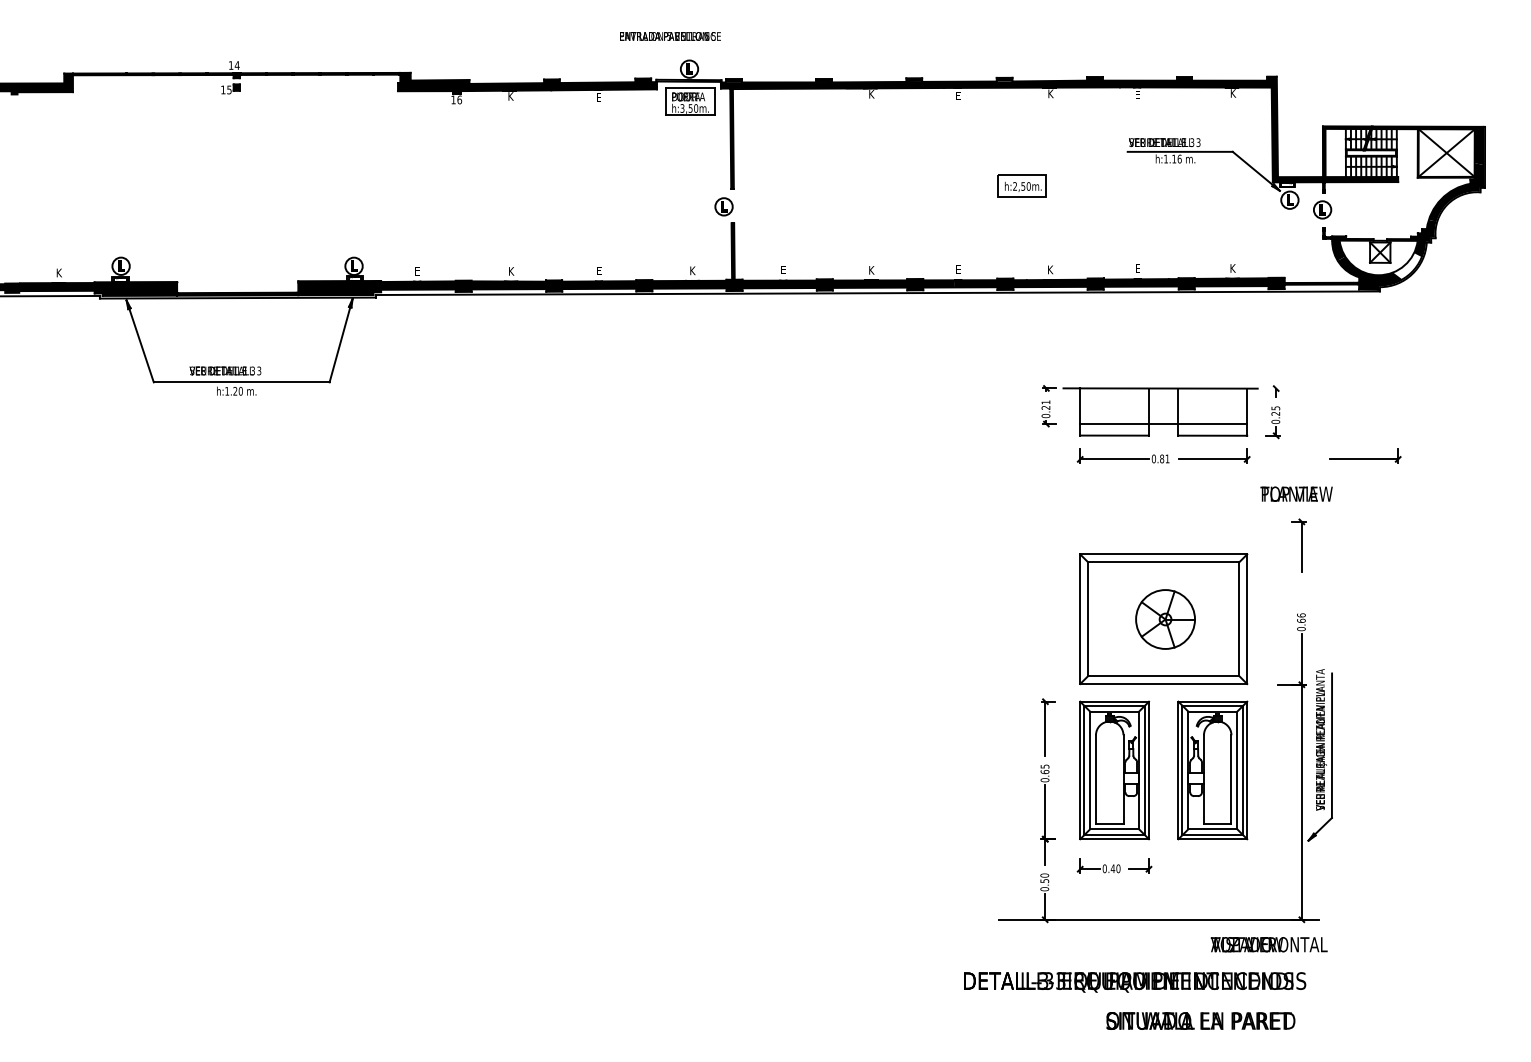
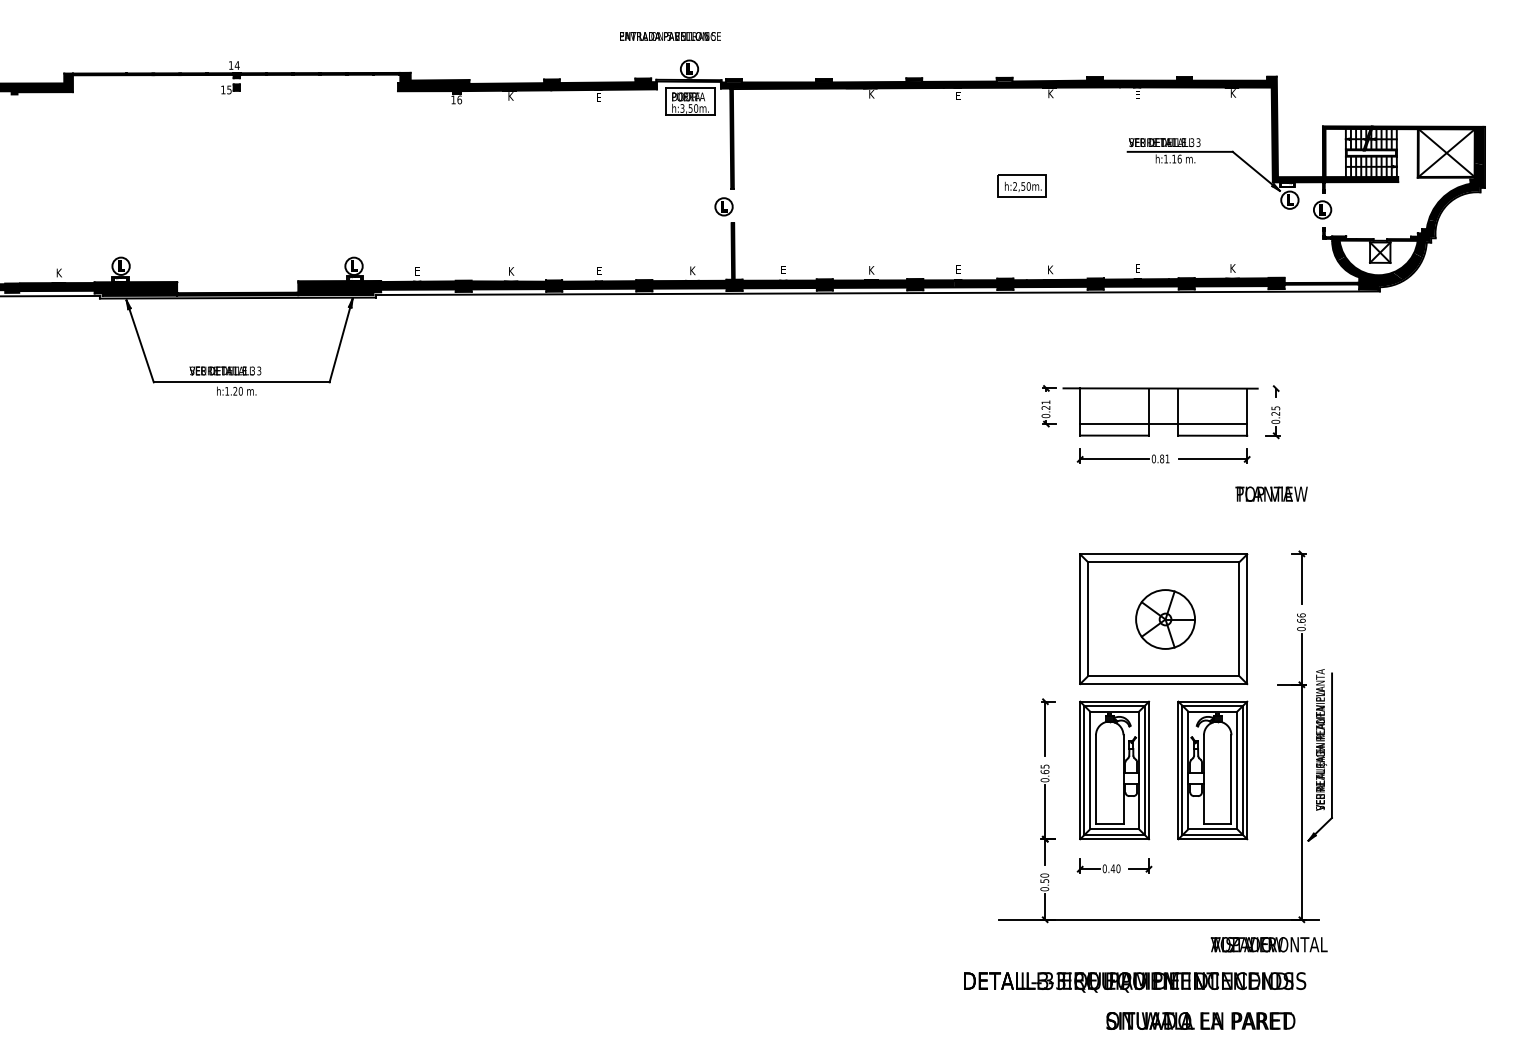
fill: none -> present (1407, 266)
part: present -> none (1365, 455)
text position: (1296, 493) -> (1271, 493) (1271, 493)
part position: (1298, 545) -> (1298, 577) (1298, 577)
